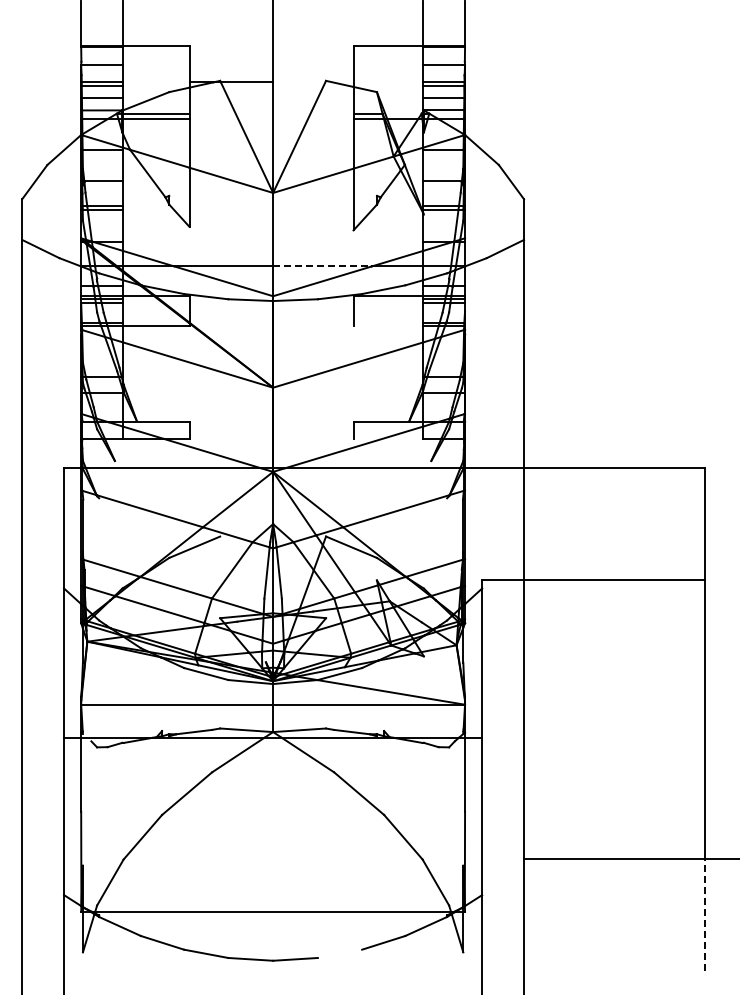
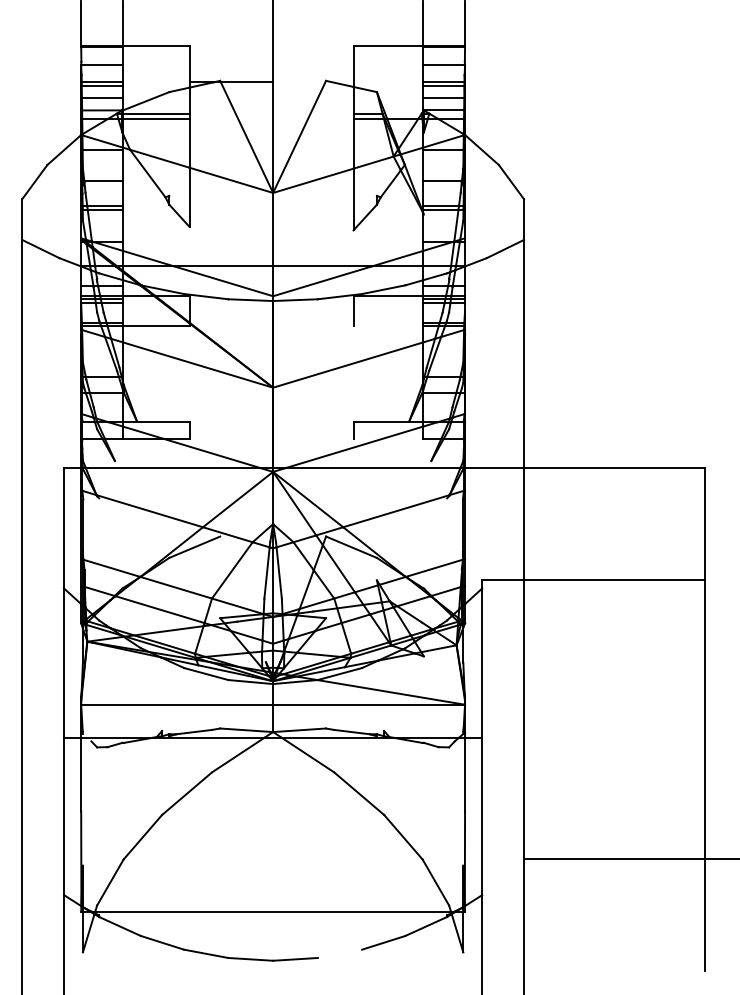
line: dashed -> solid (322, 266)
line: dashed -> solid (705, 915)
